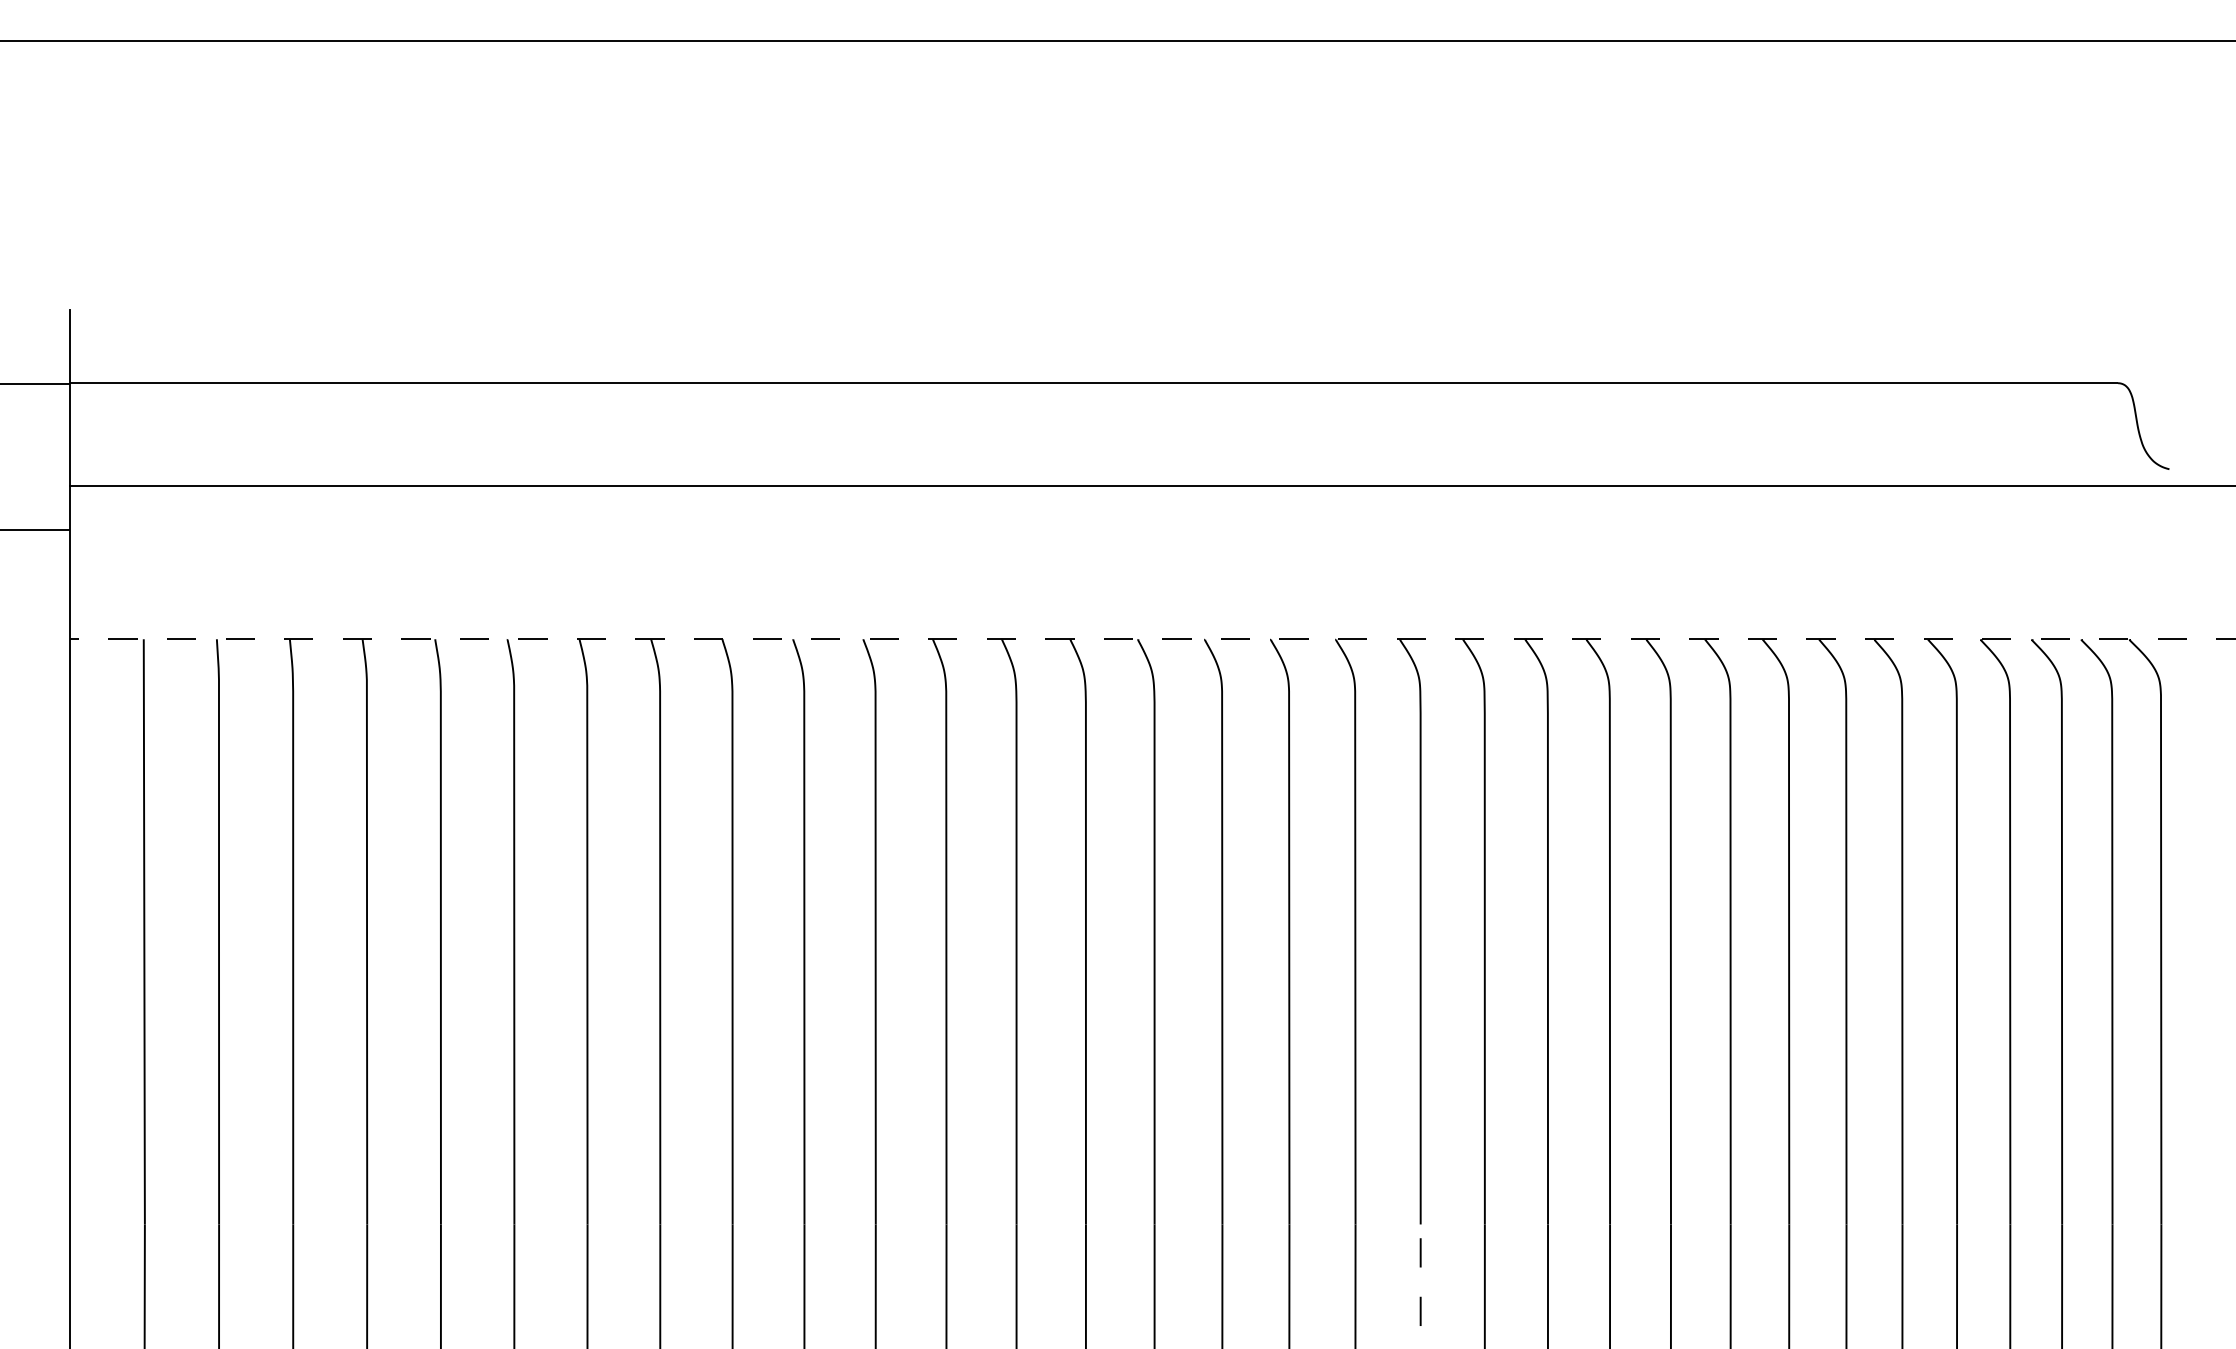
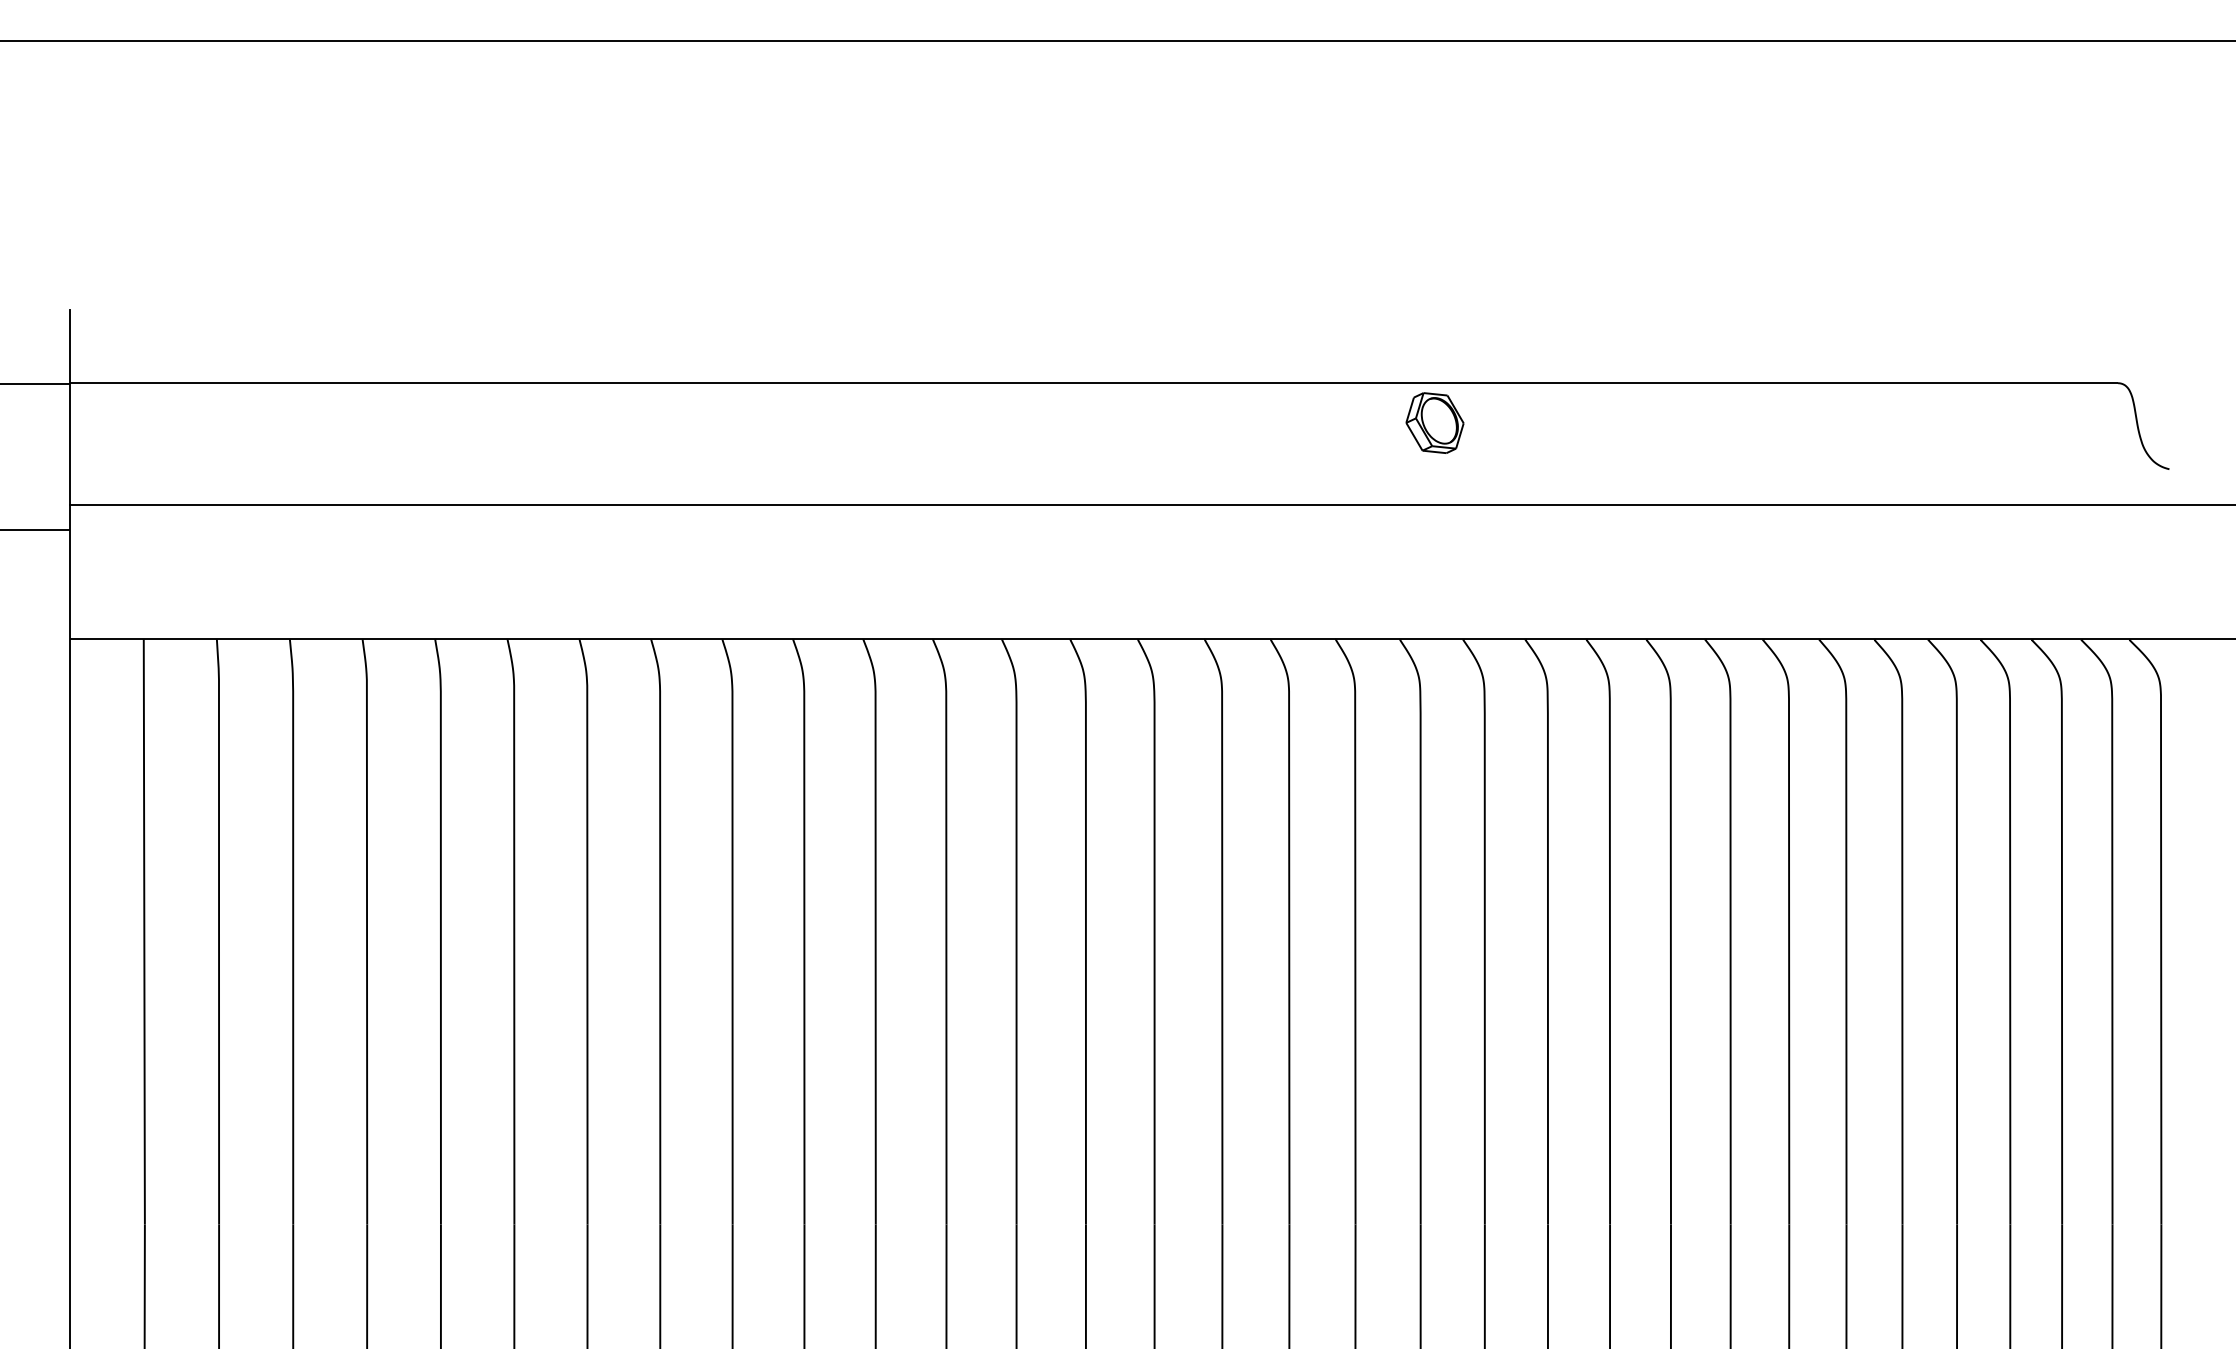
part: none -> present (1434, 422)
line position: (1151, 486) -> (1151, 505) (1151, 505)
line: dashed -> solid (1152, 638)
line: dashed -> solid (1420, 1286)
